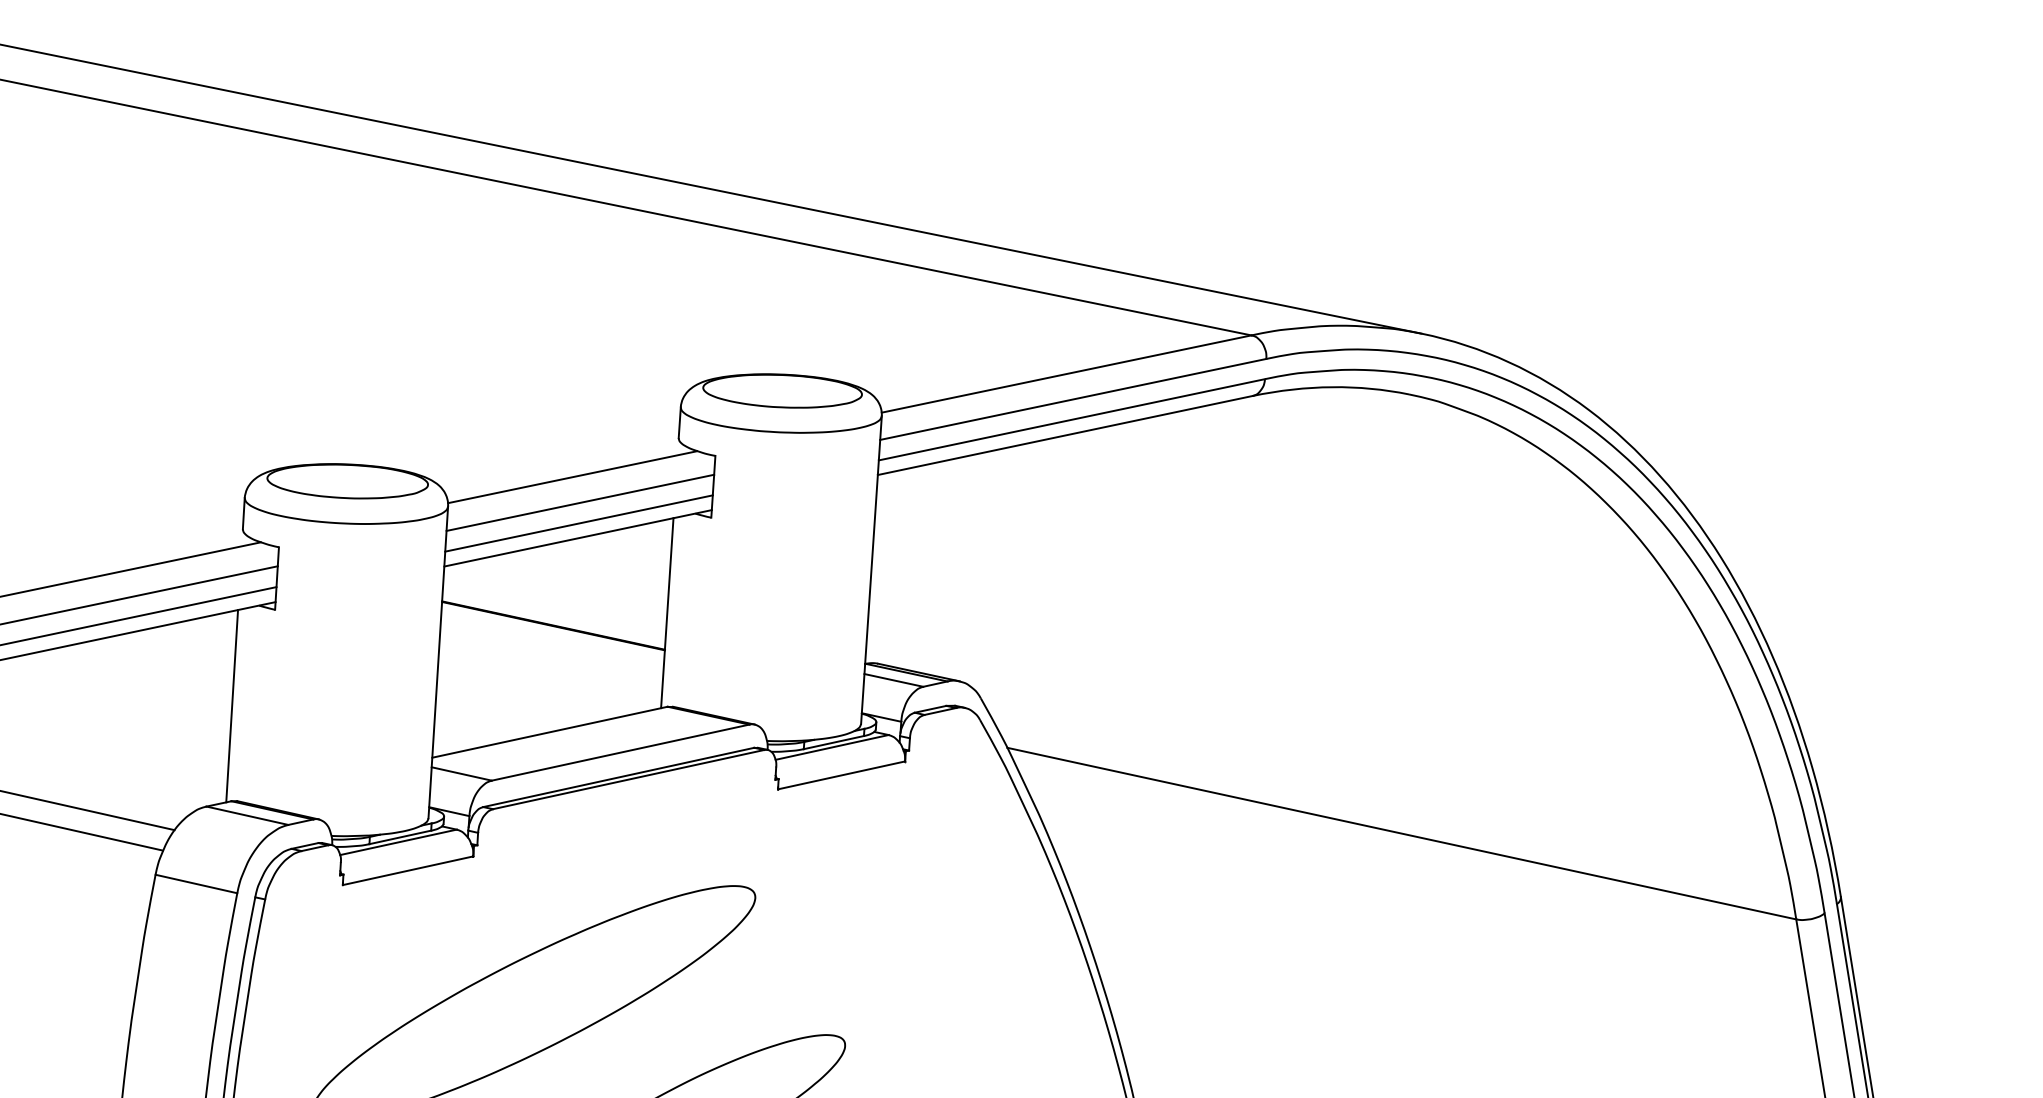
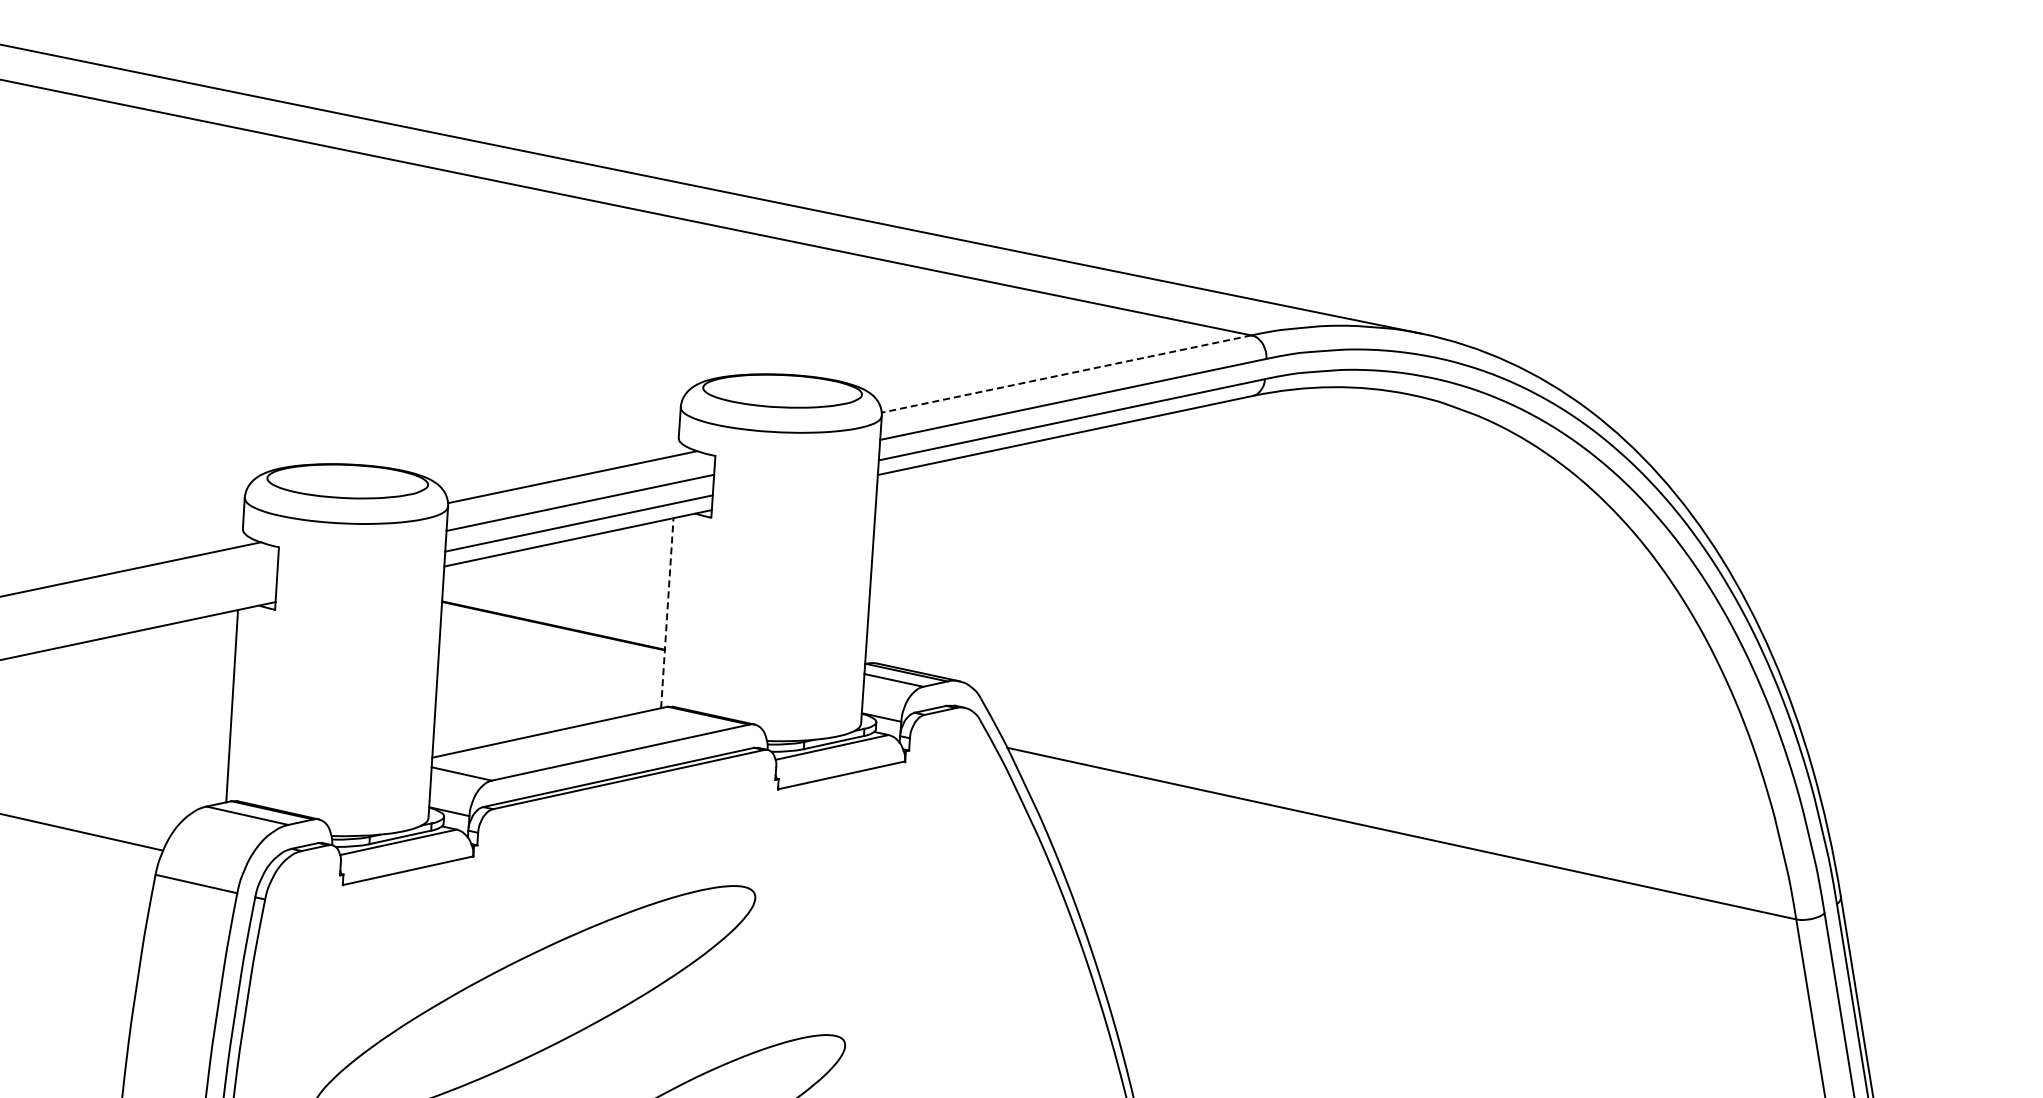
line: solid -> dashed (1066, 374)
line: present -> none (139, 595)
line: solid -> dashed (667, 612)
line: present -> none (139, 615)
line: present -> none (88, 810)
